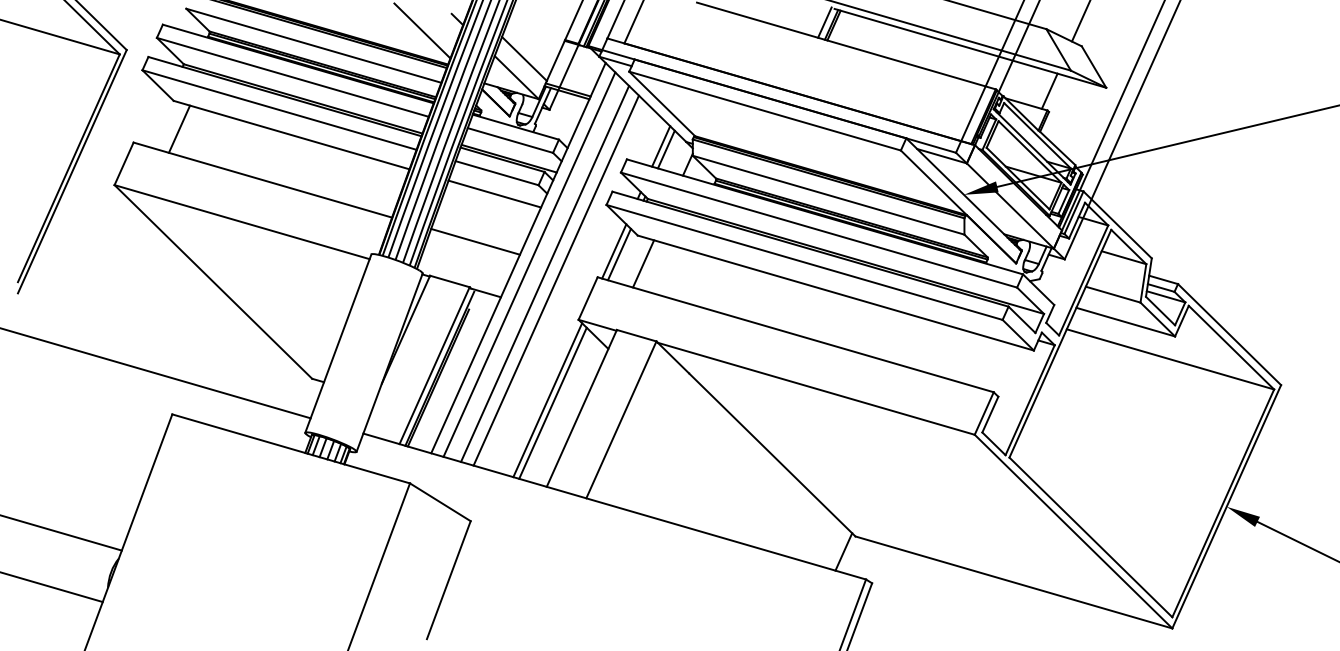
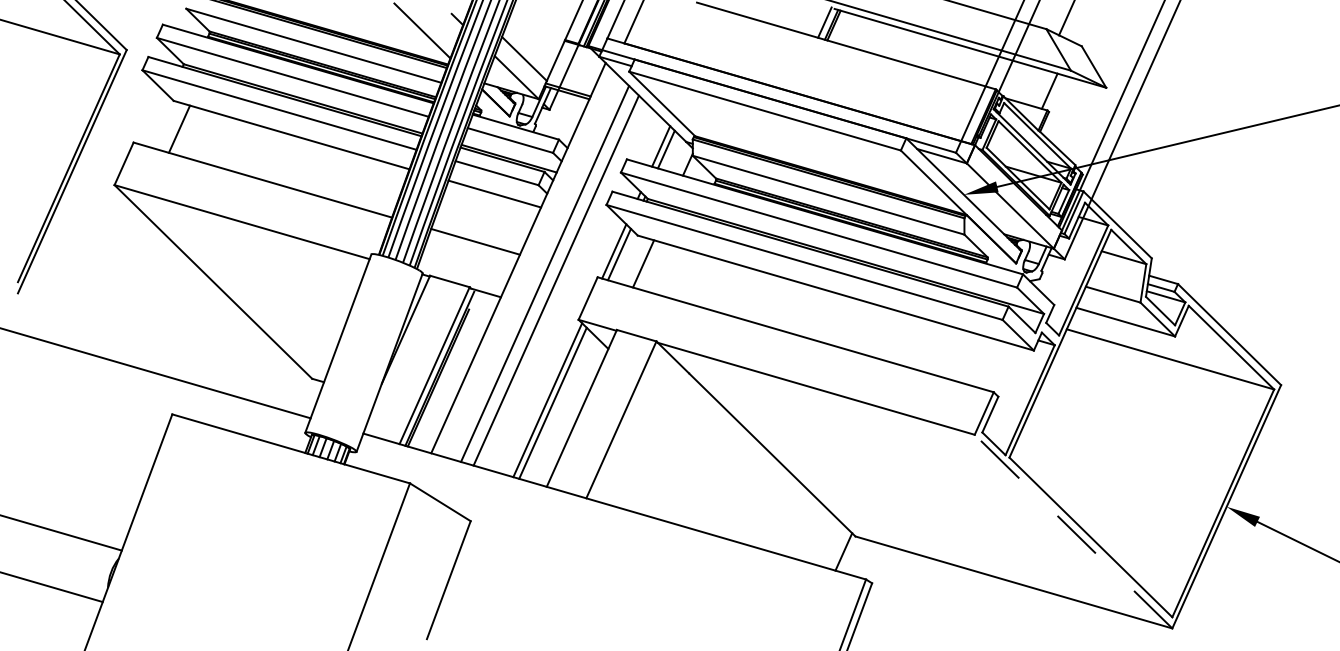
line position: (1080, 21) -> (1065, 18) (1065, 18)
line: present -> none (529, 264)
line: solid -> dashed (1073, 531)
